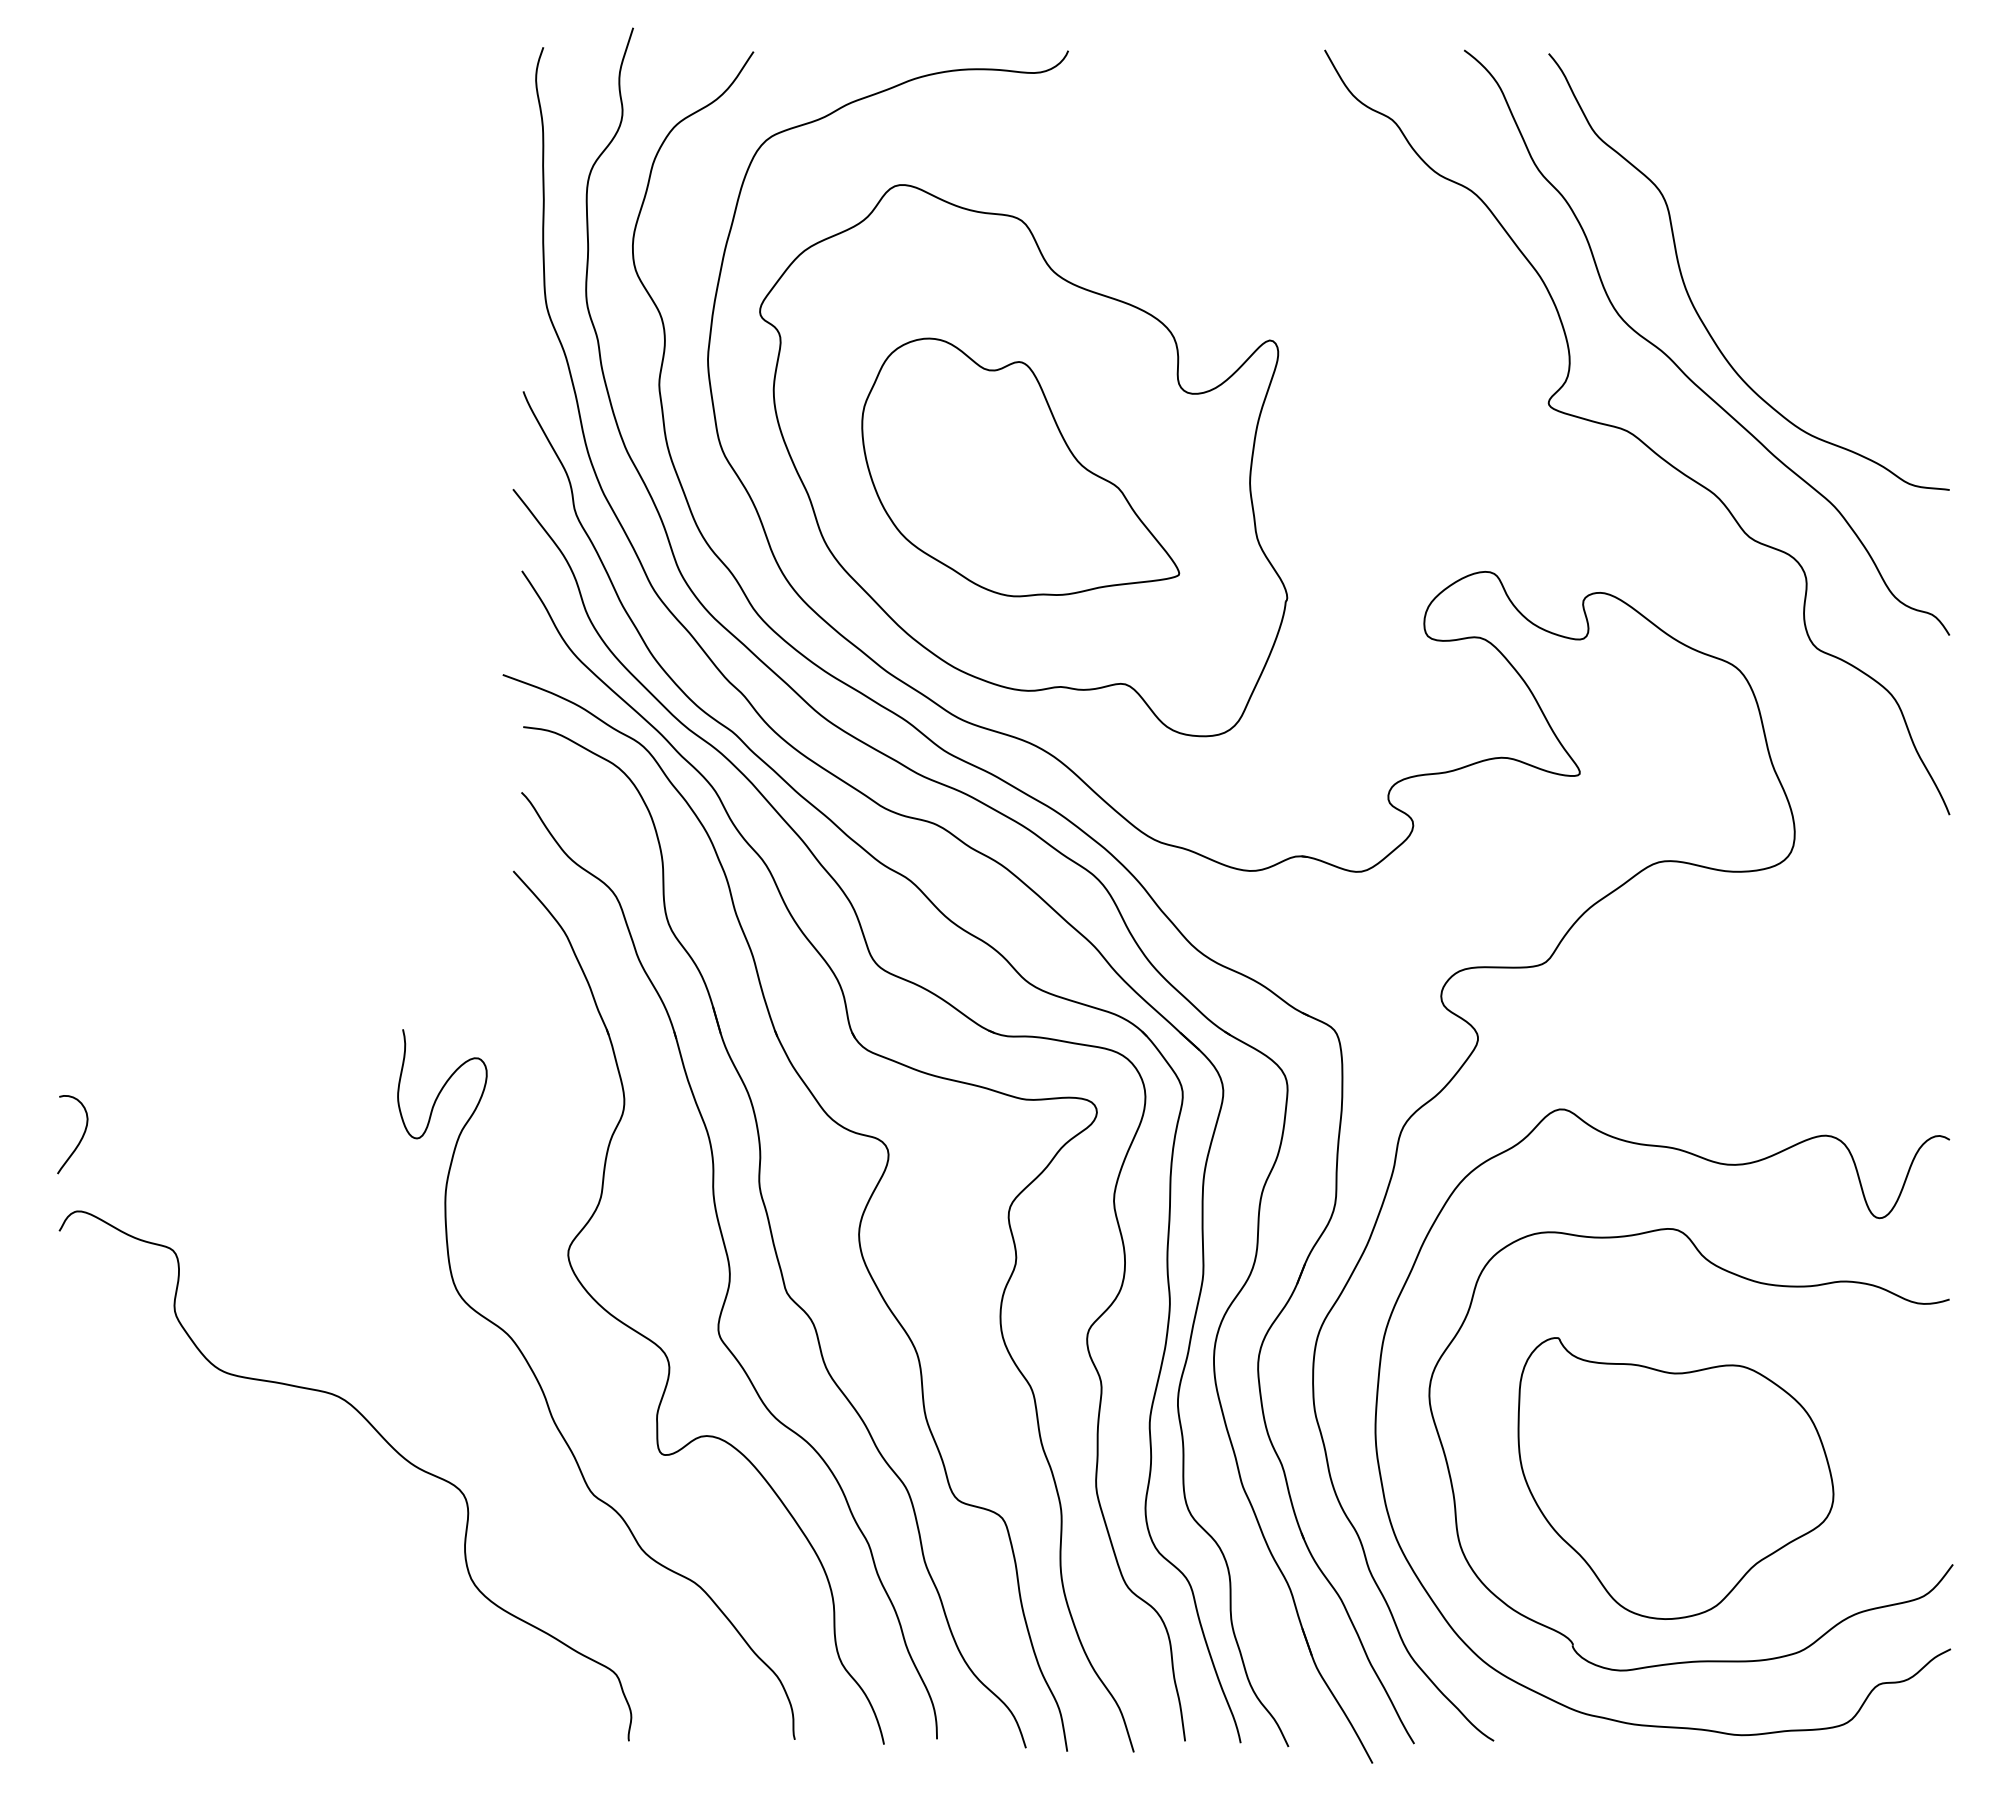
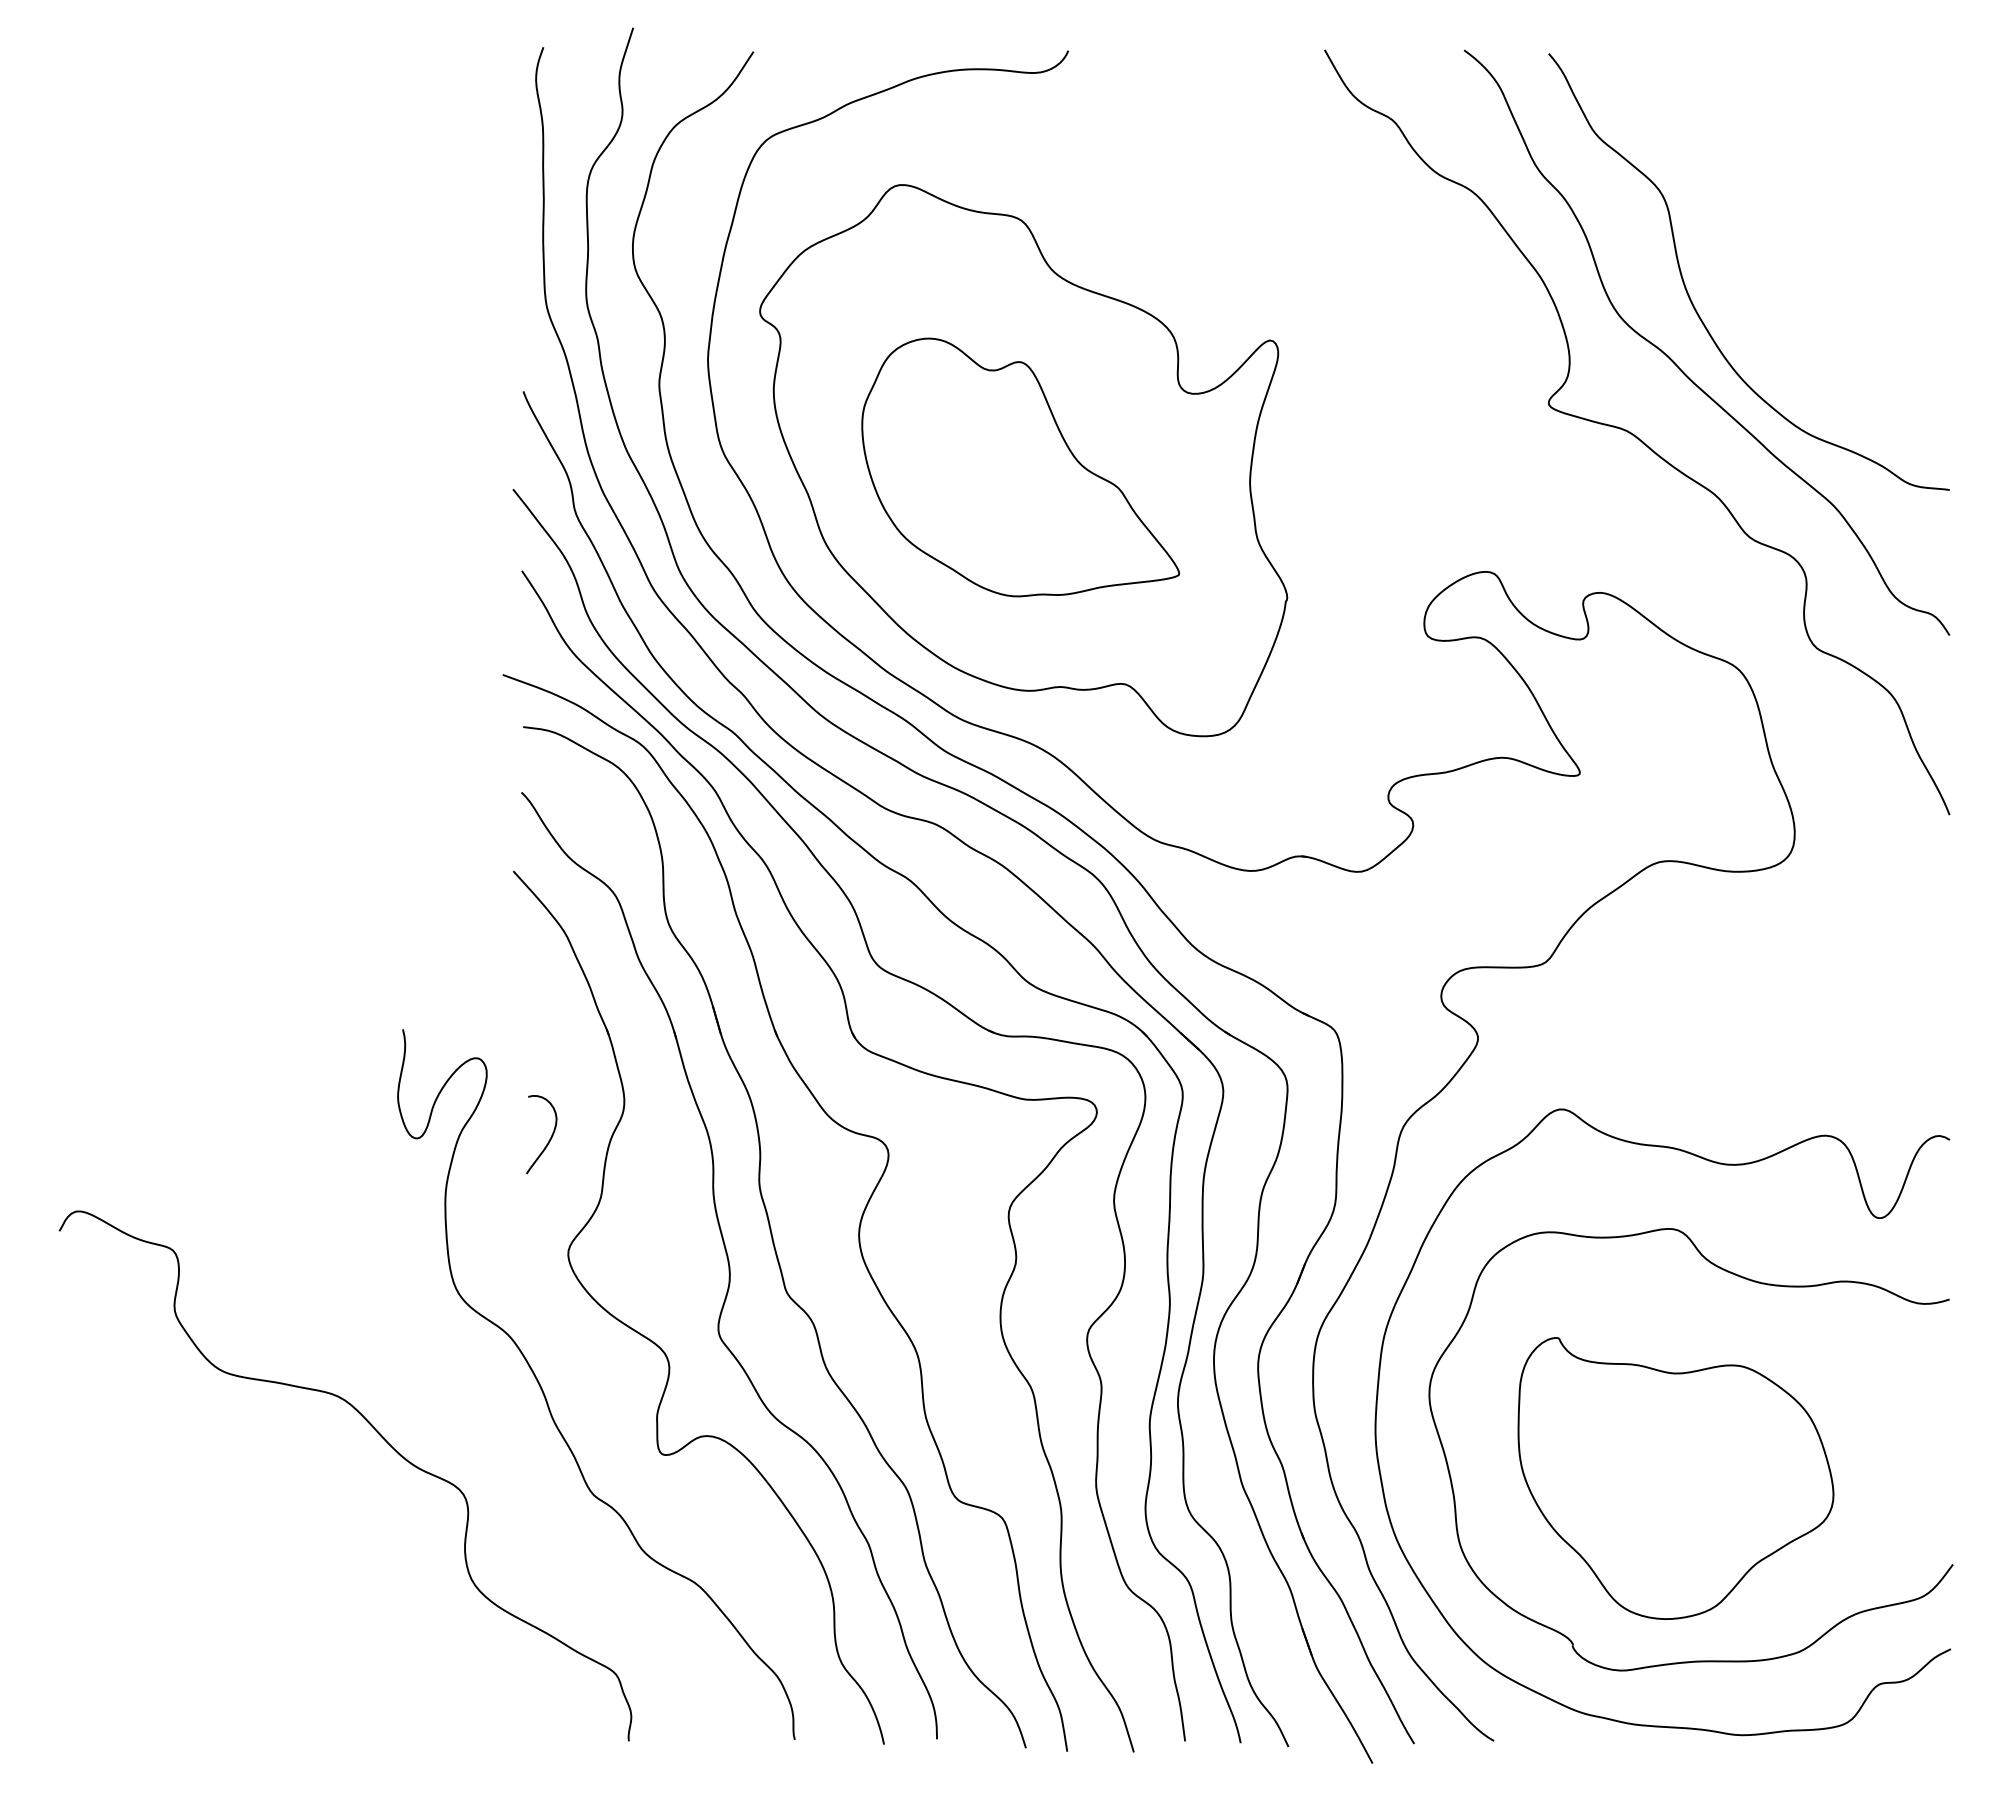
curve position: (79, 1140) -> (548, 1140) (548, 1140)
